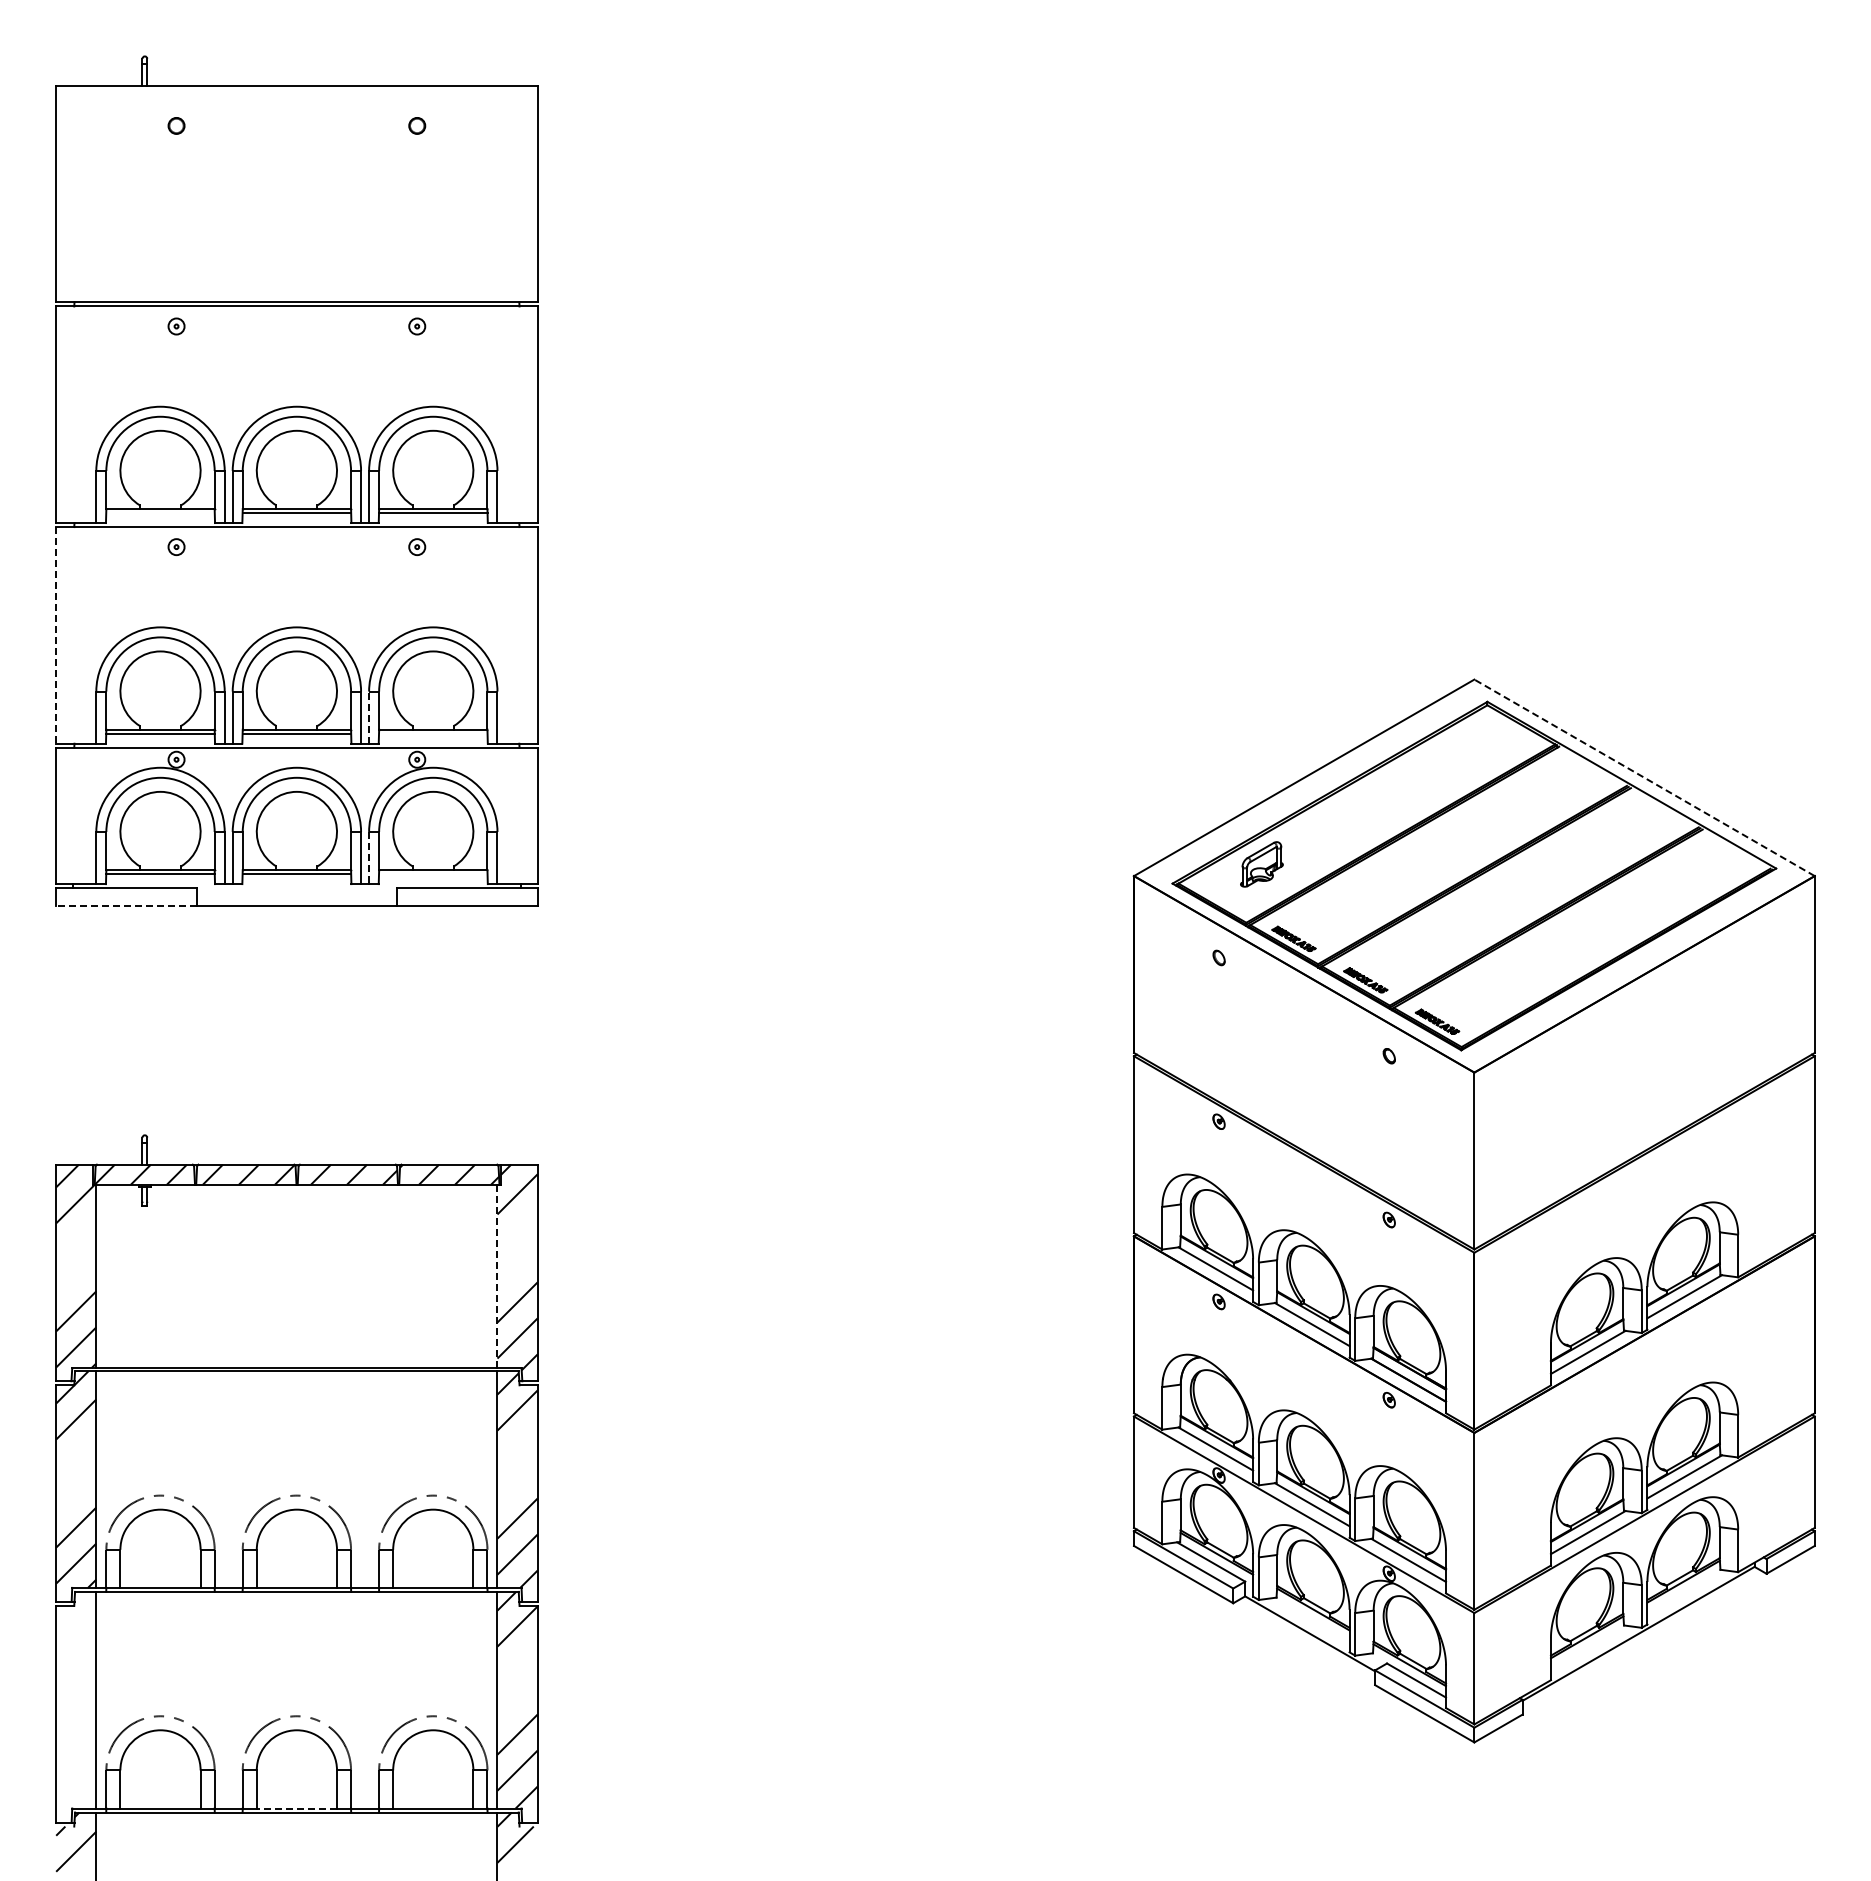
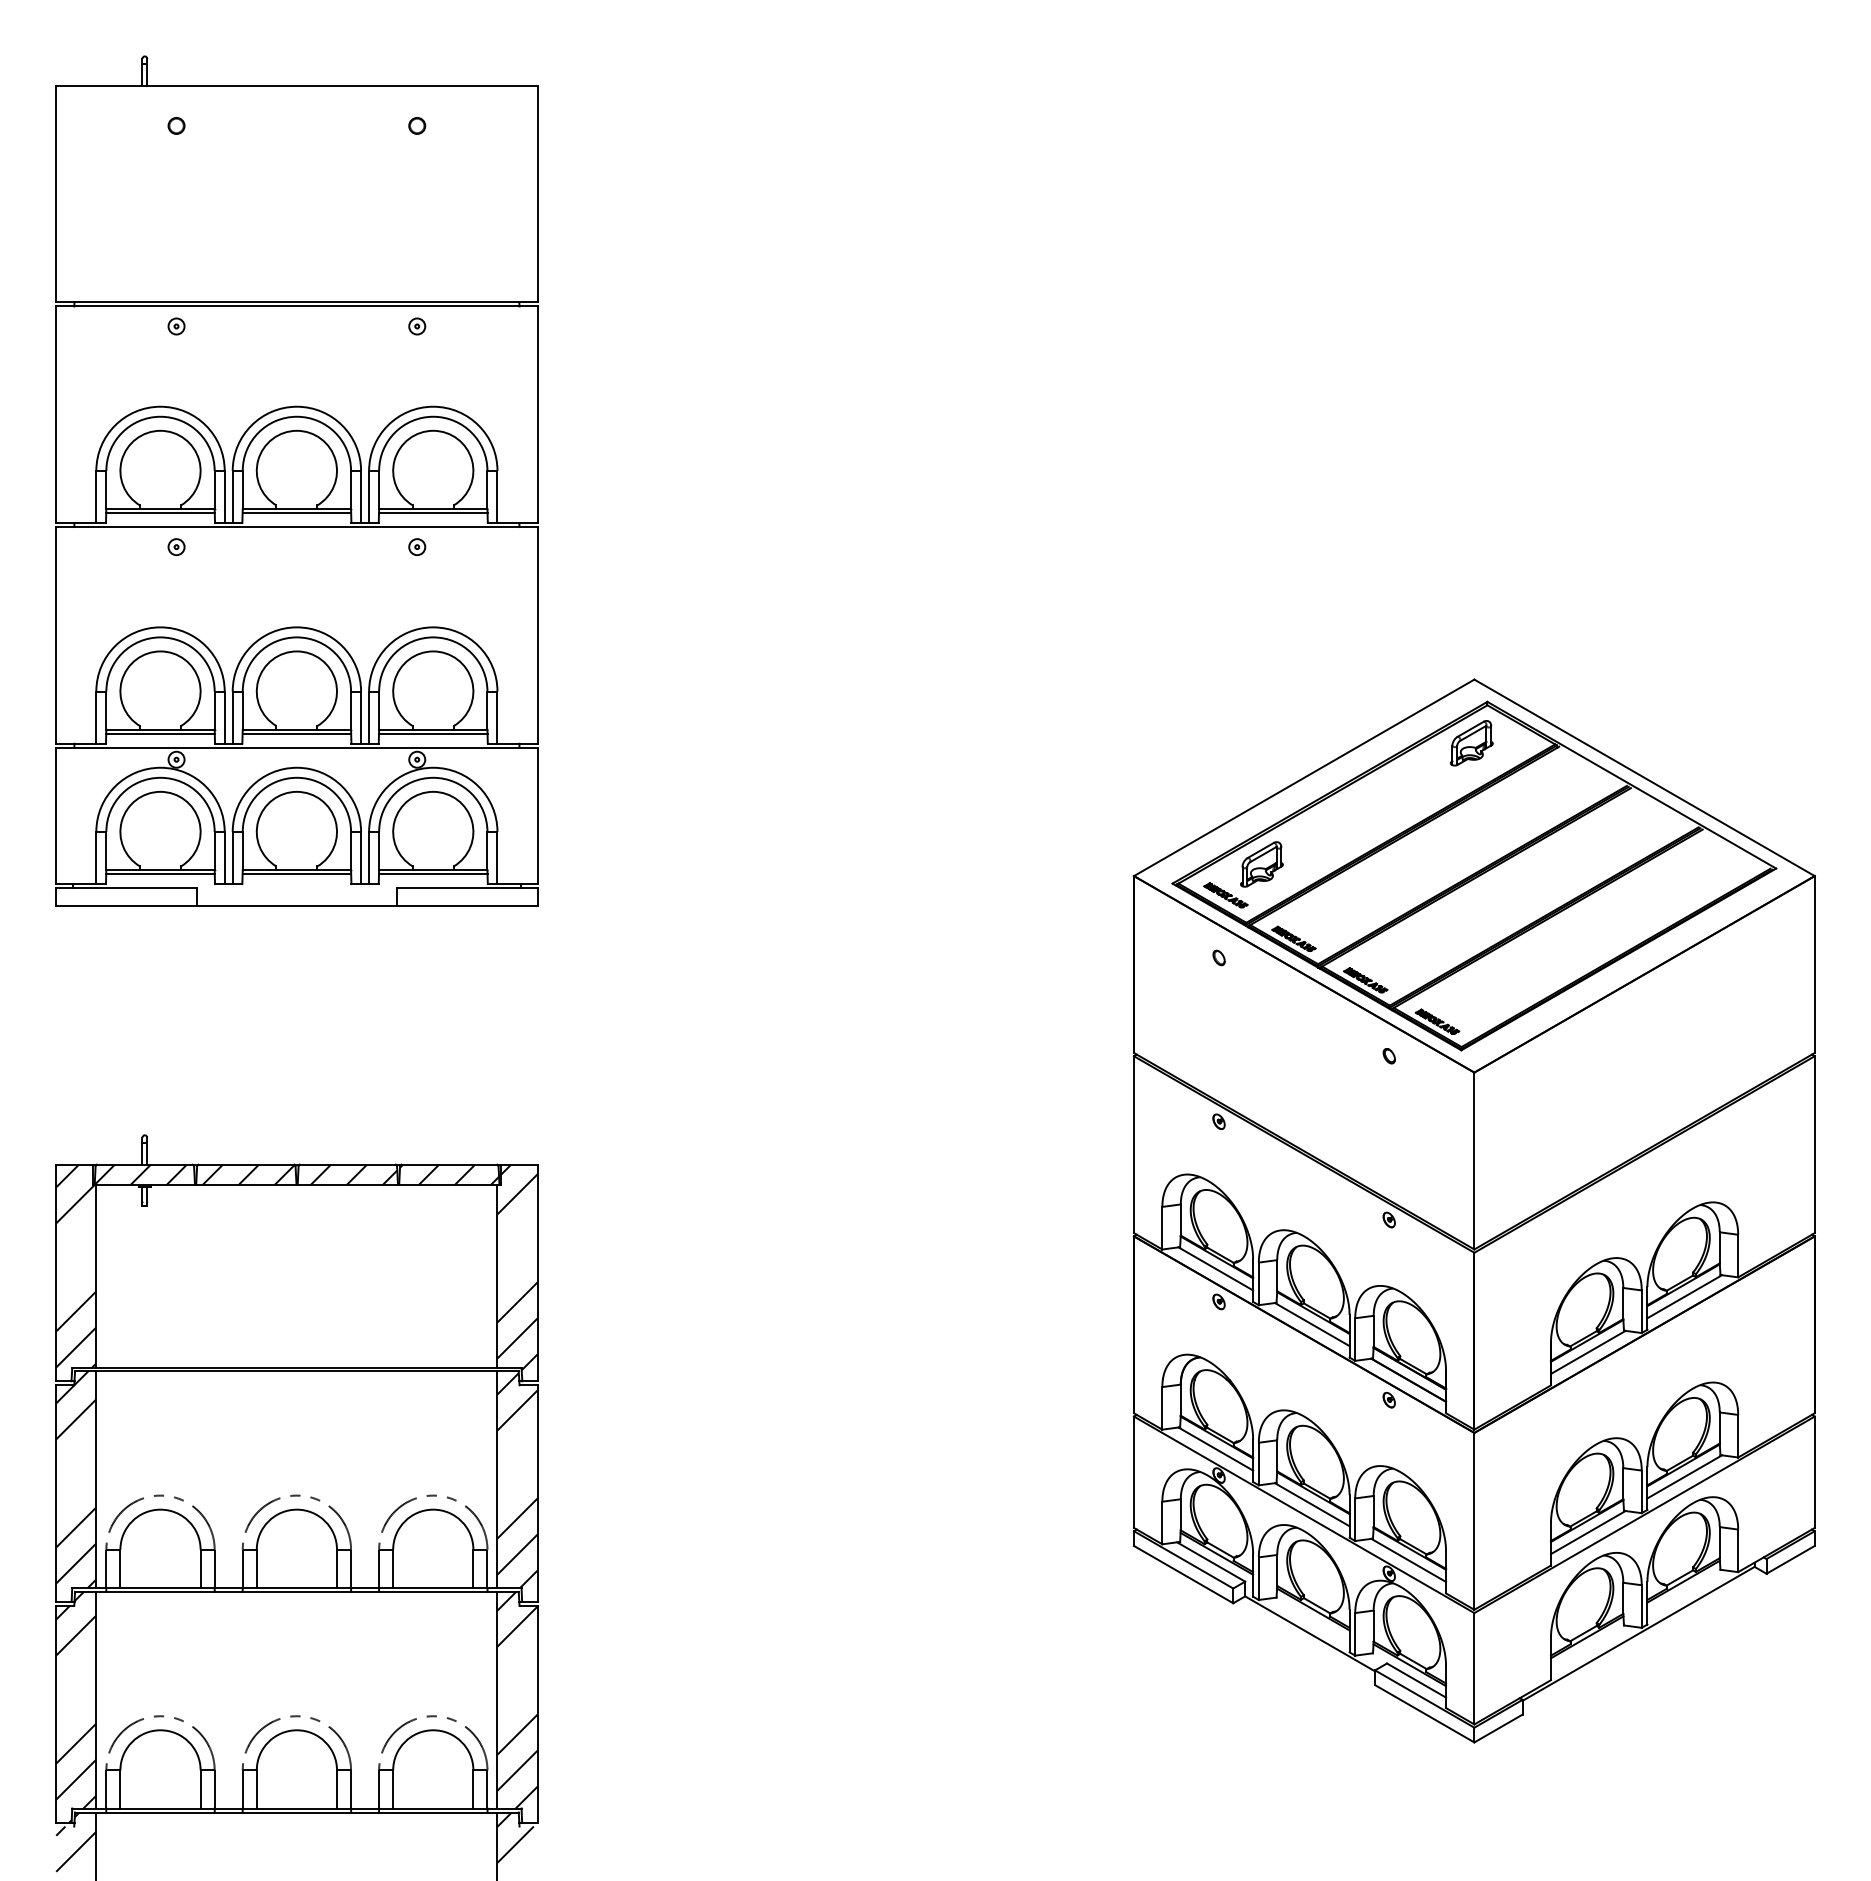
line: none -> present (160, 513)
line: dashed -> solid (56, 635)
line: dashed -> solid (369, 717)
line: none -> present (433, 733)
part: none -> present (1471, 743)
line: dashed -> solid (1644, 777)
line: dashed -> solid (369, 858)
line: none -> present (433, 874)
part: none -> present (1225, 895)
line: dashed -> solid (125, 906)
line: dashed -> solid (497, 1276)
hatch: none -> present (76, 1706)
line: dashed -> solid (296, 1808)
